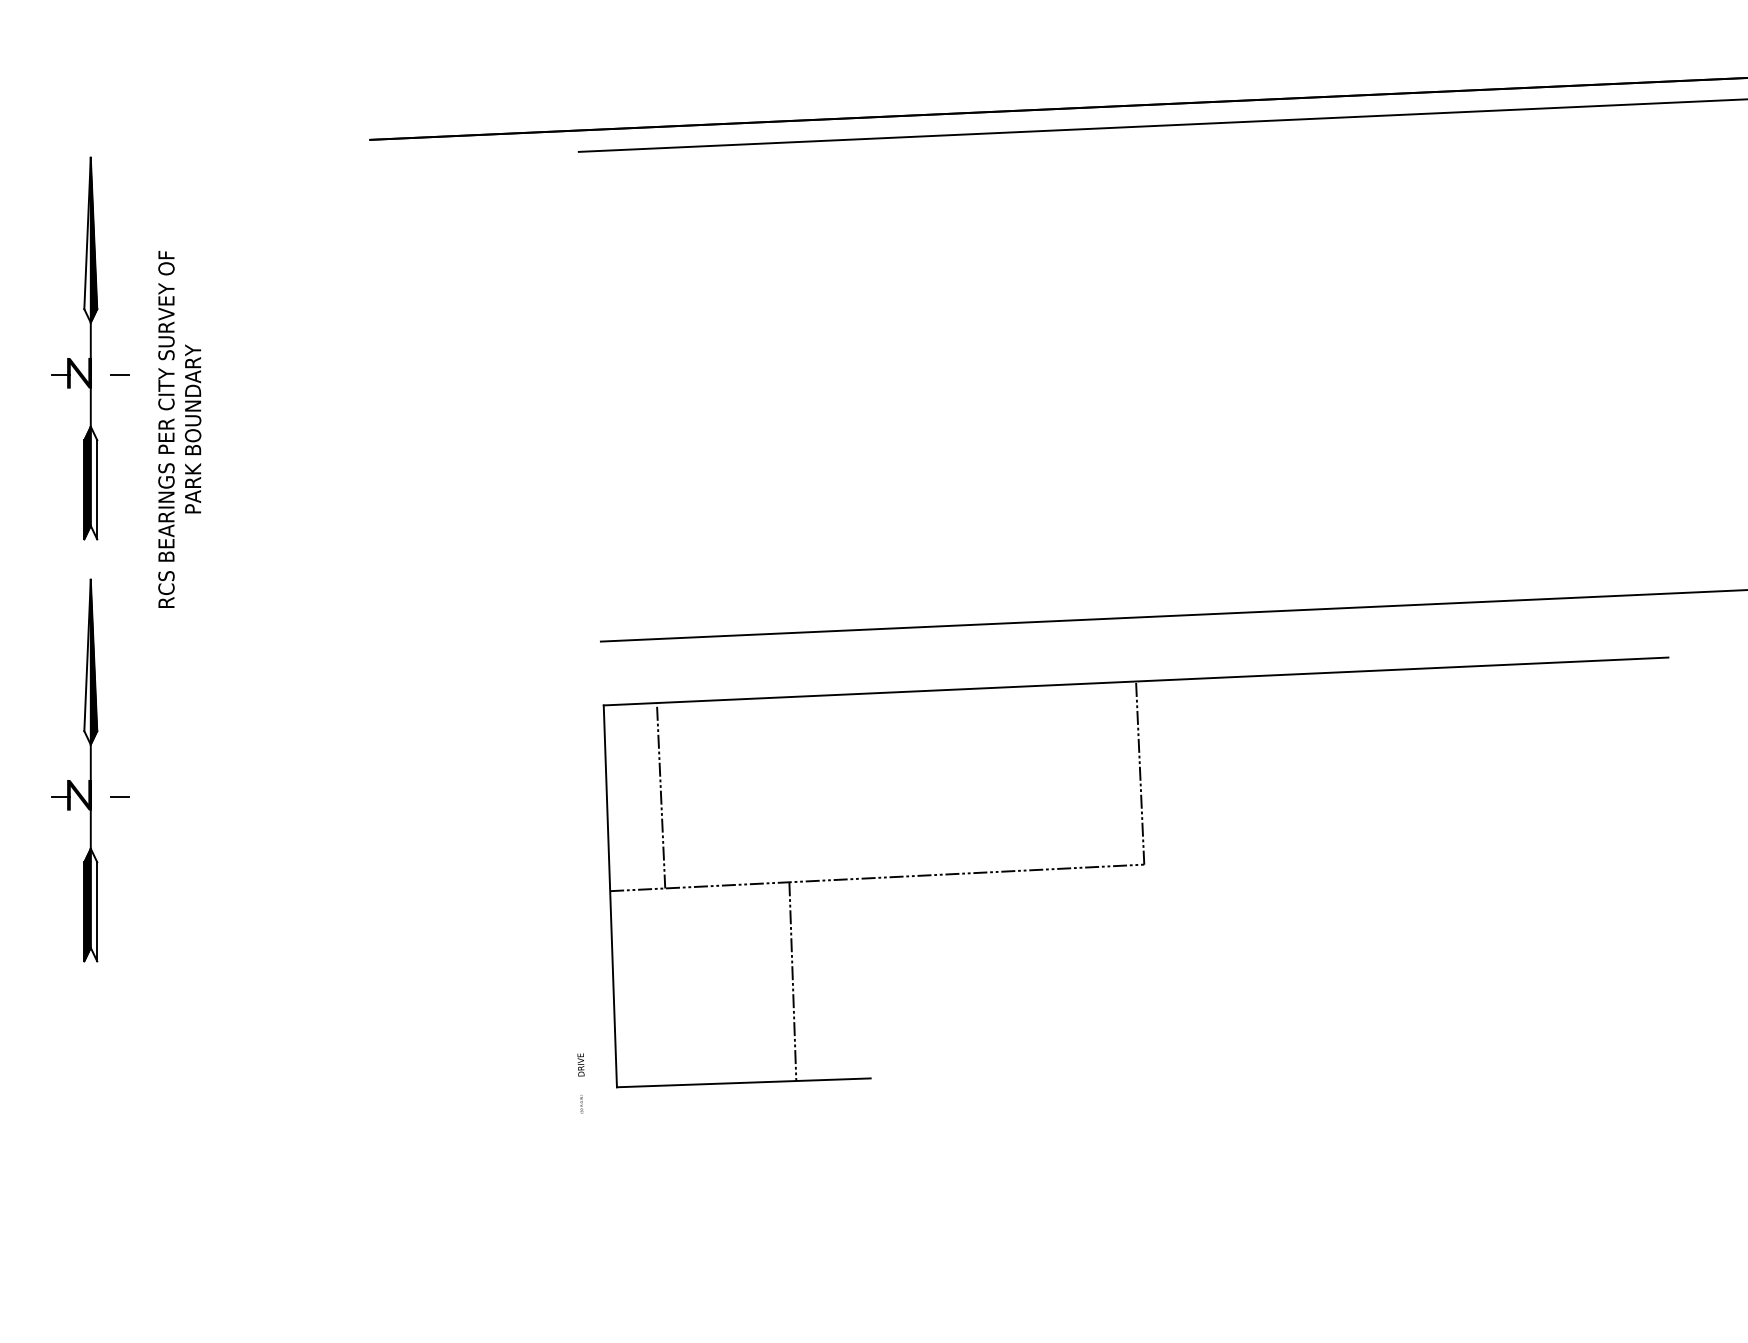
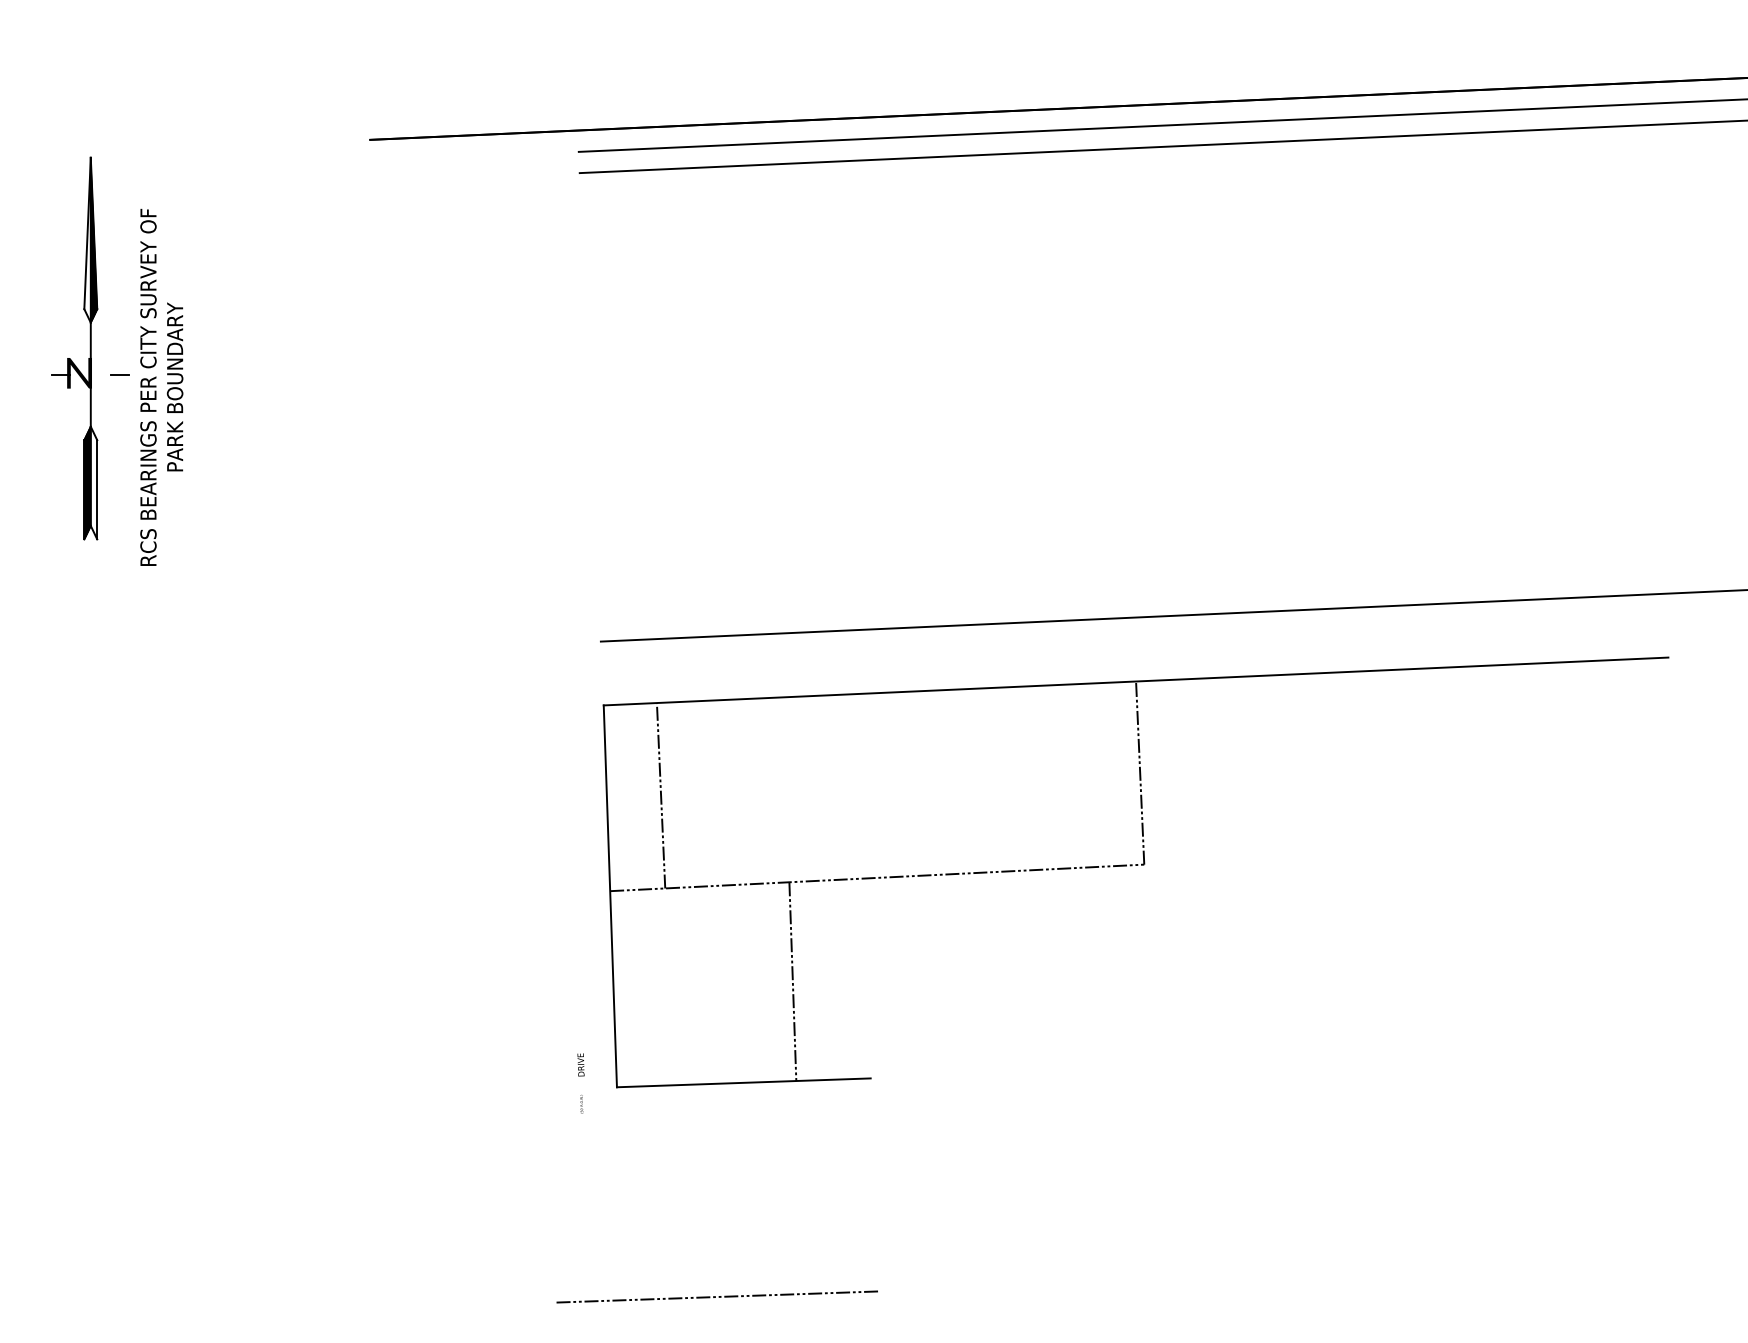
line: none -> present (1161, 146)
text position: (179, 428) -> (161, 386) (161, 386)
part: present -> none (90, 770)
line: none -> present (716, 1296)
